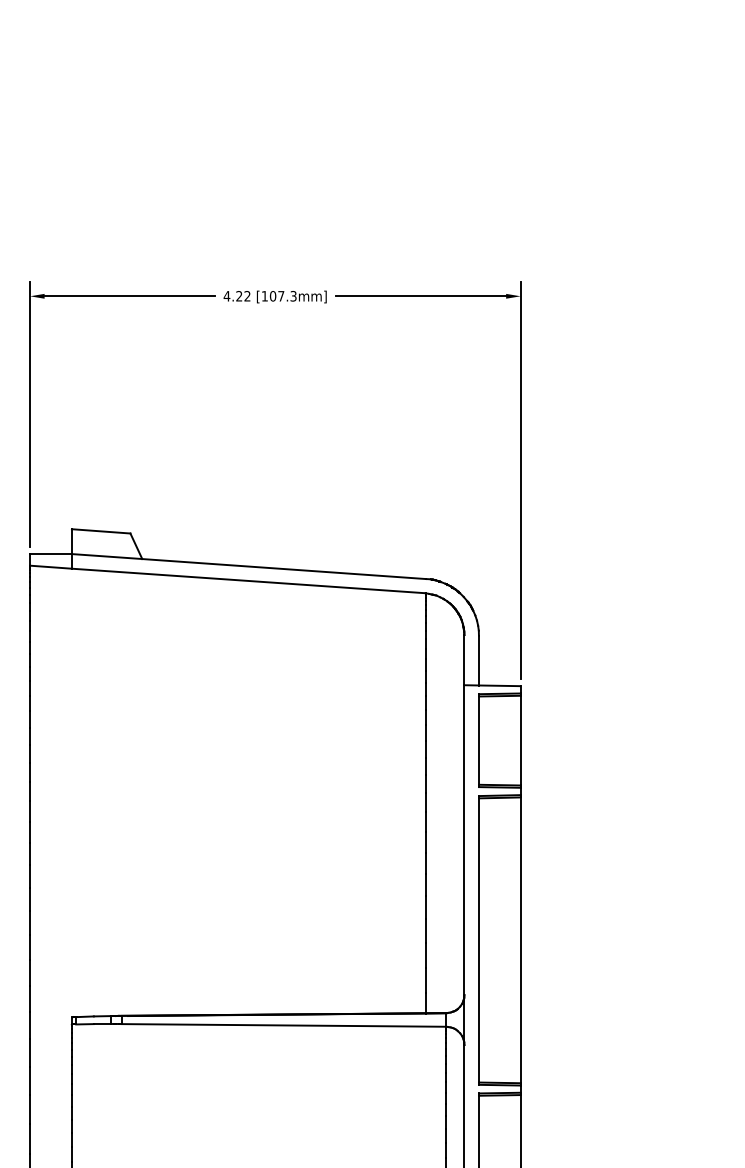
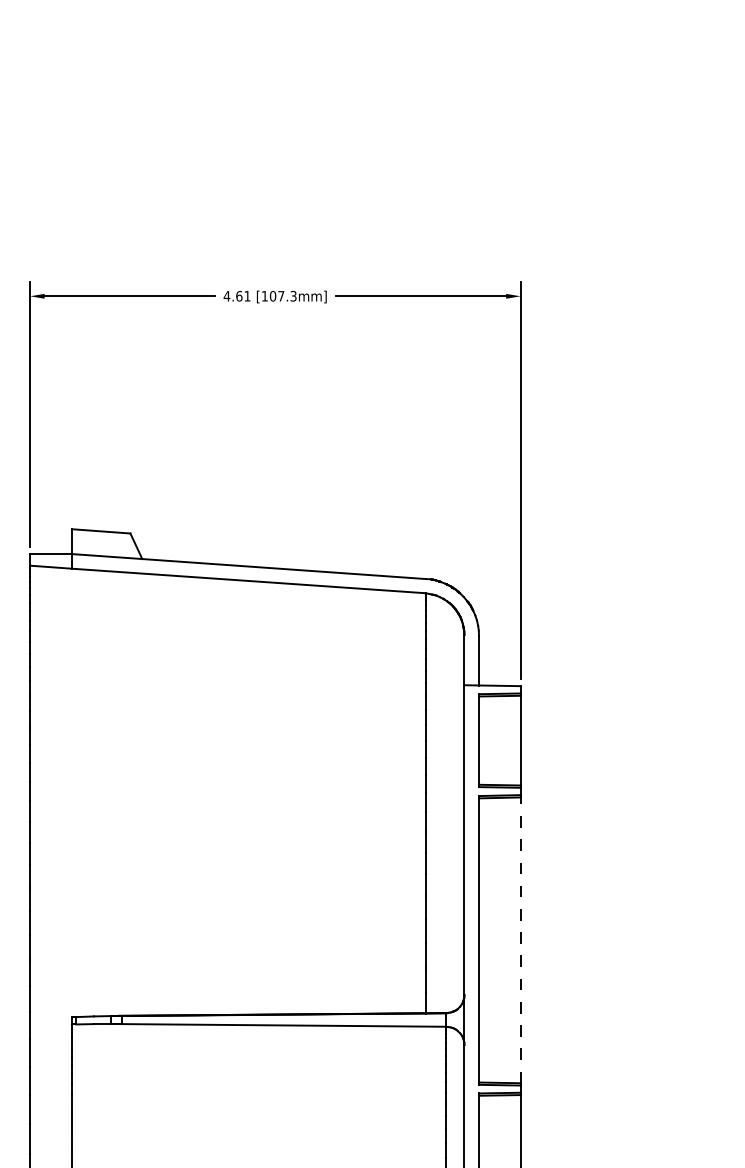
text: 4.22 -> 4.61 (243, 296)
line: solid -> dashed (520, 940)
